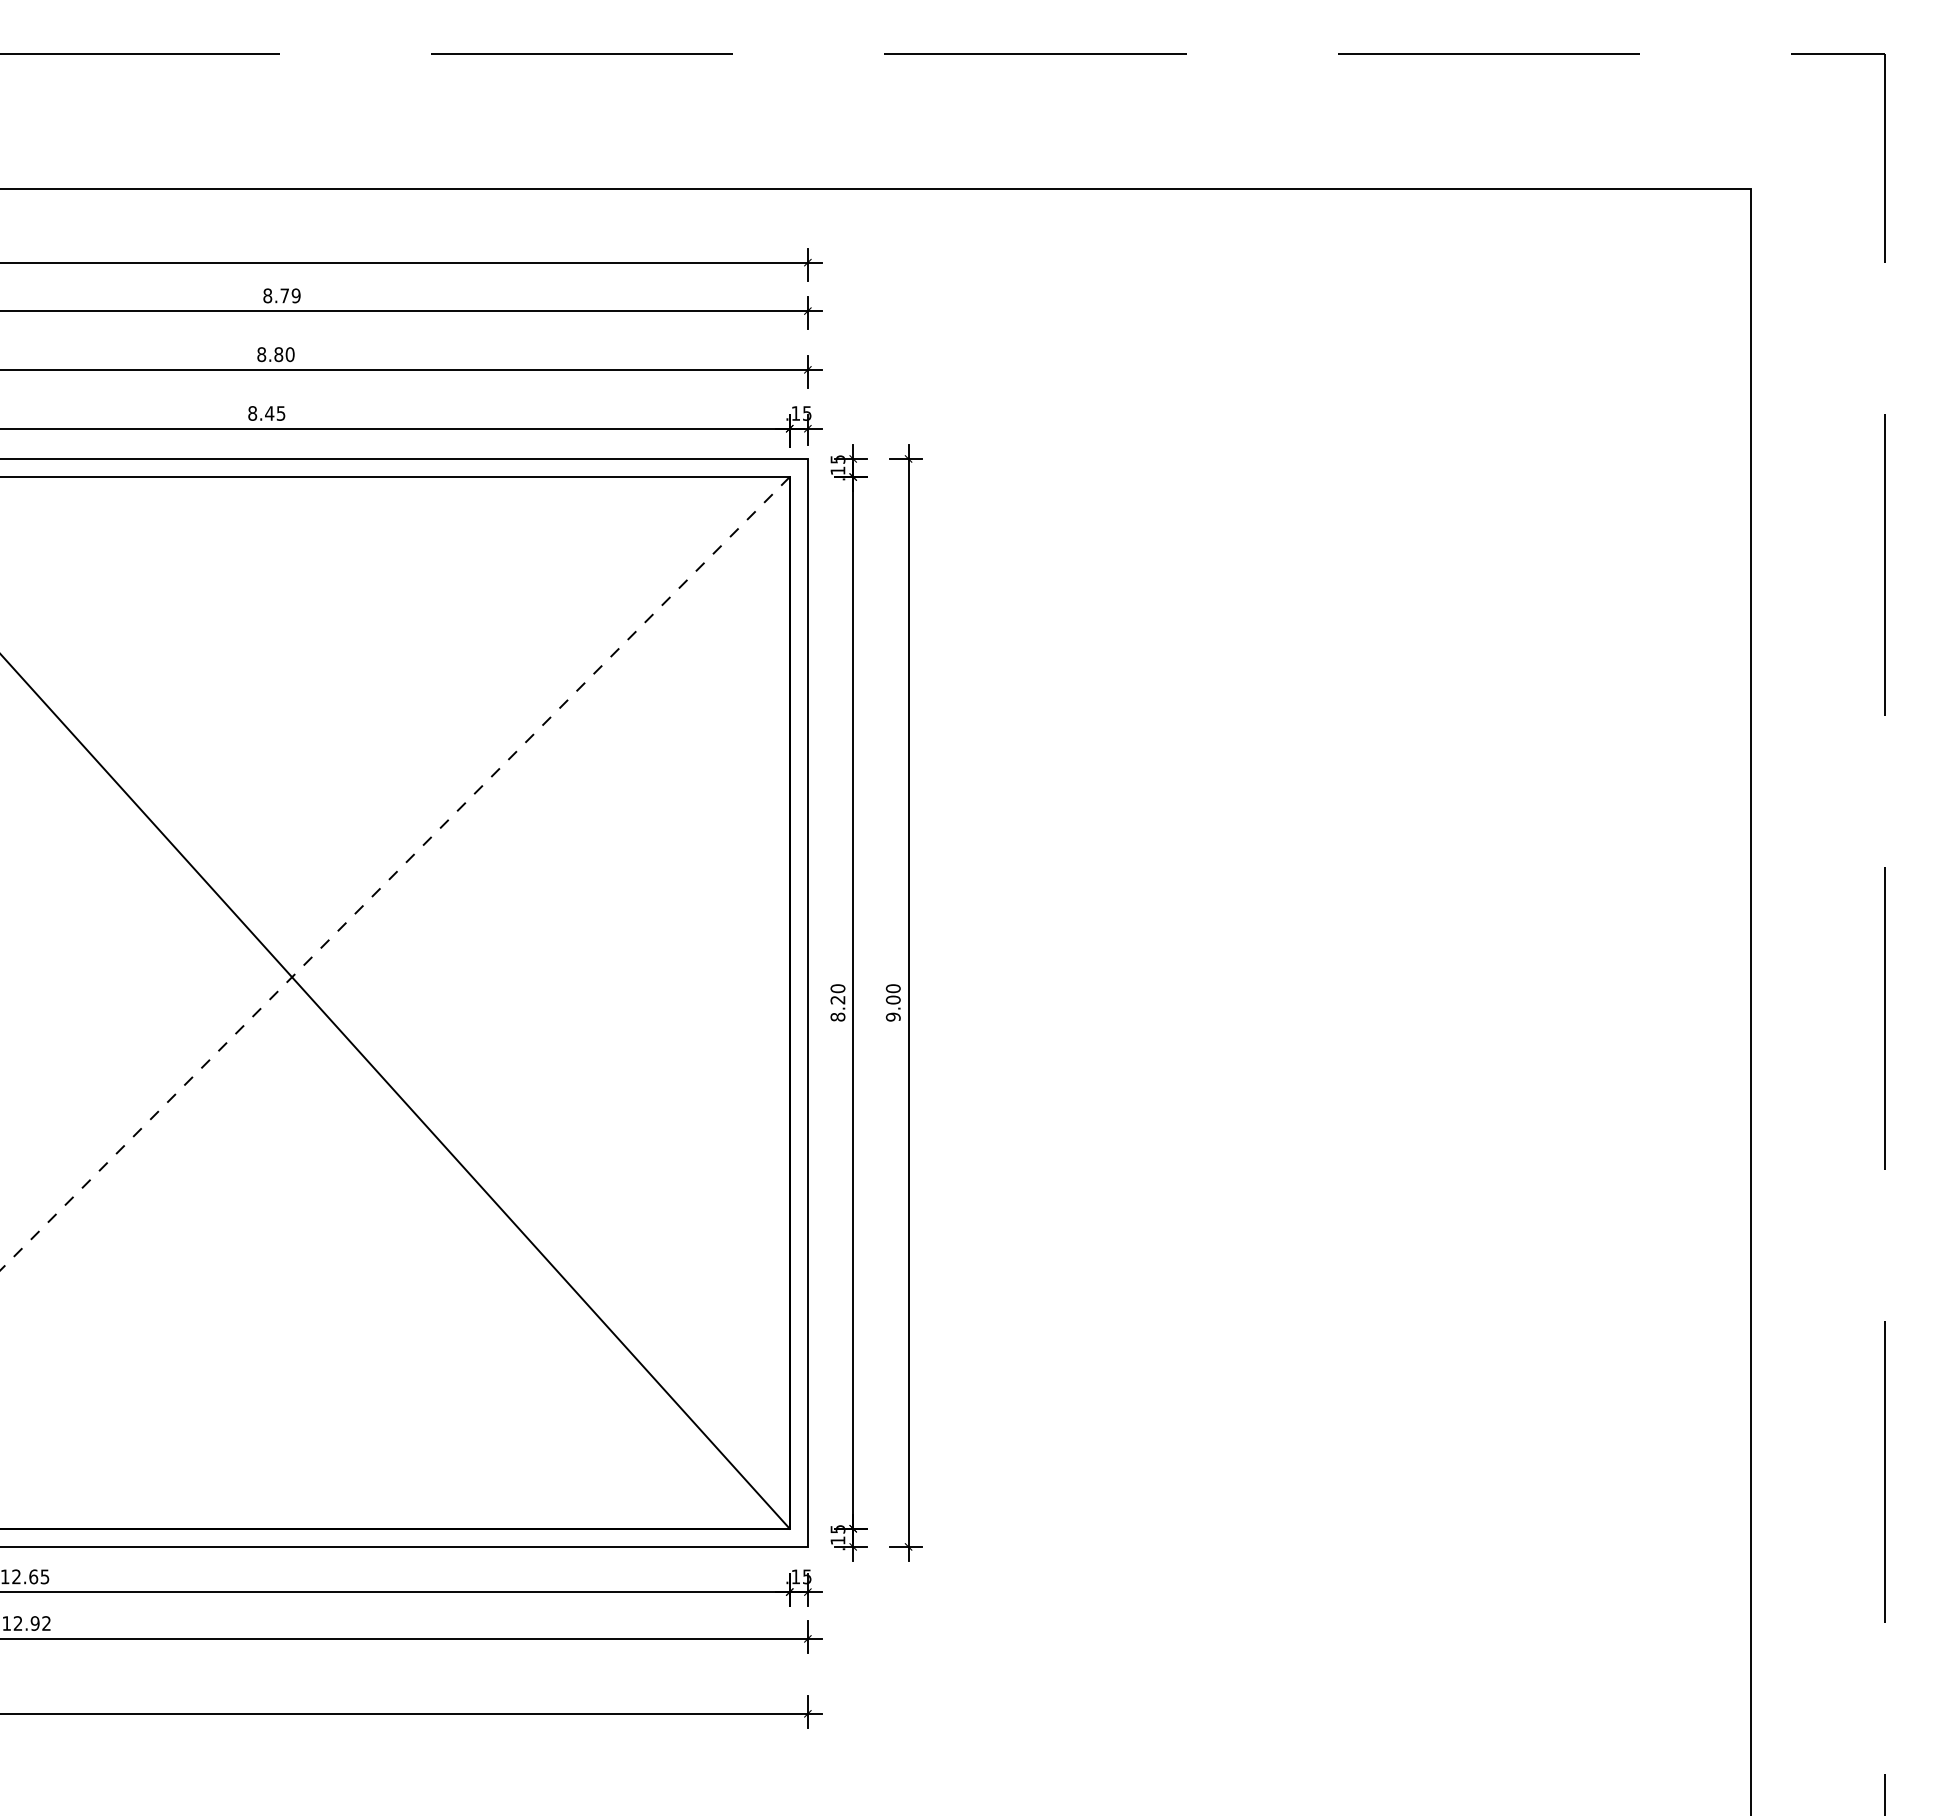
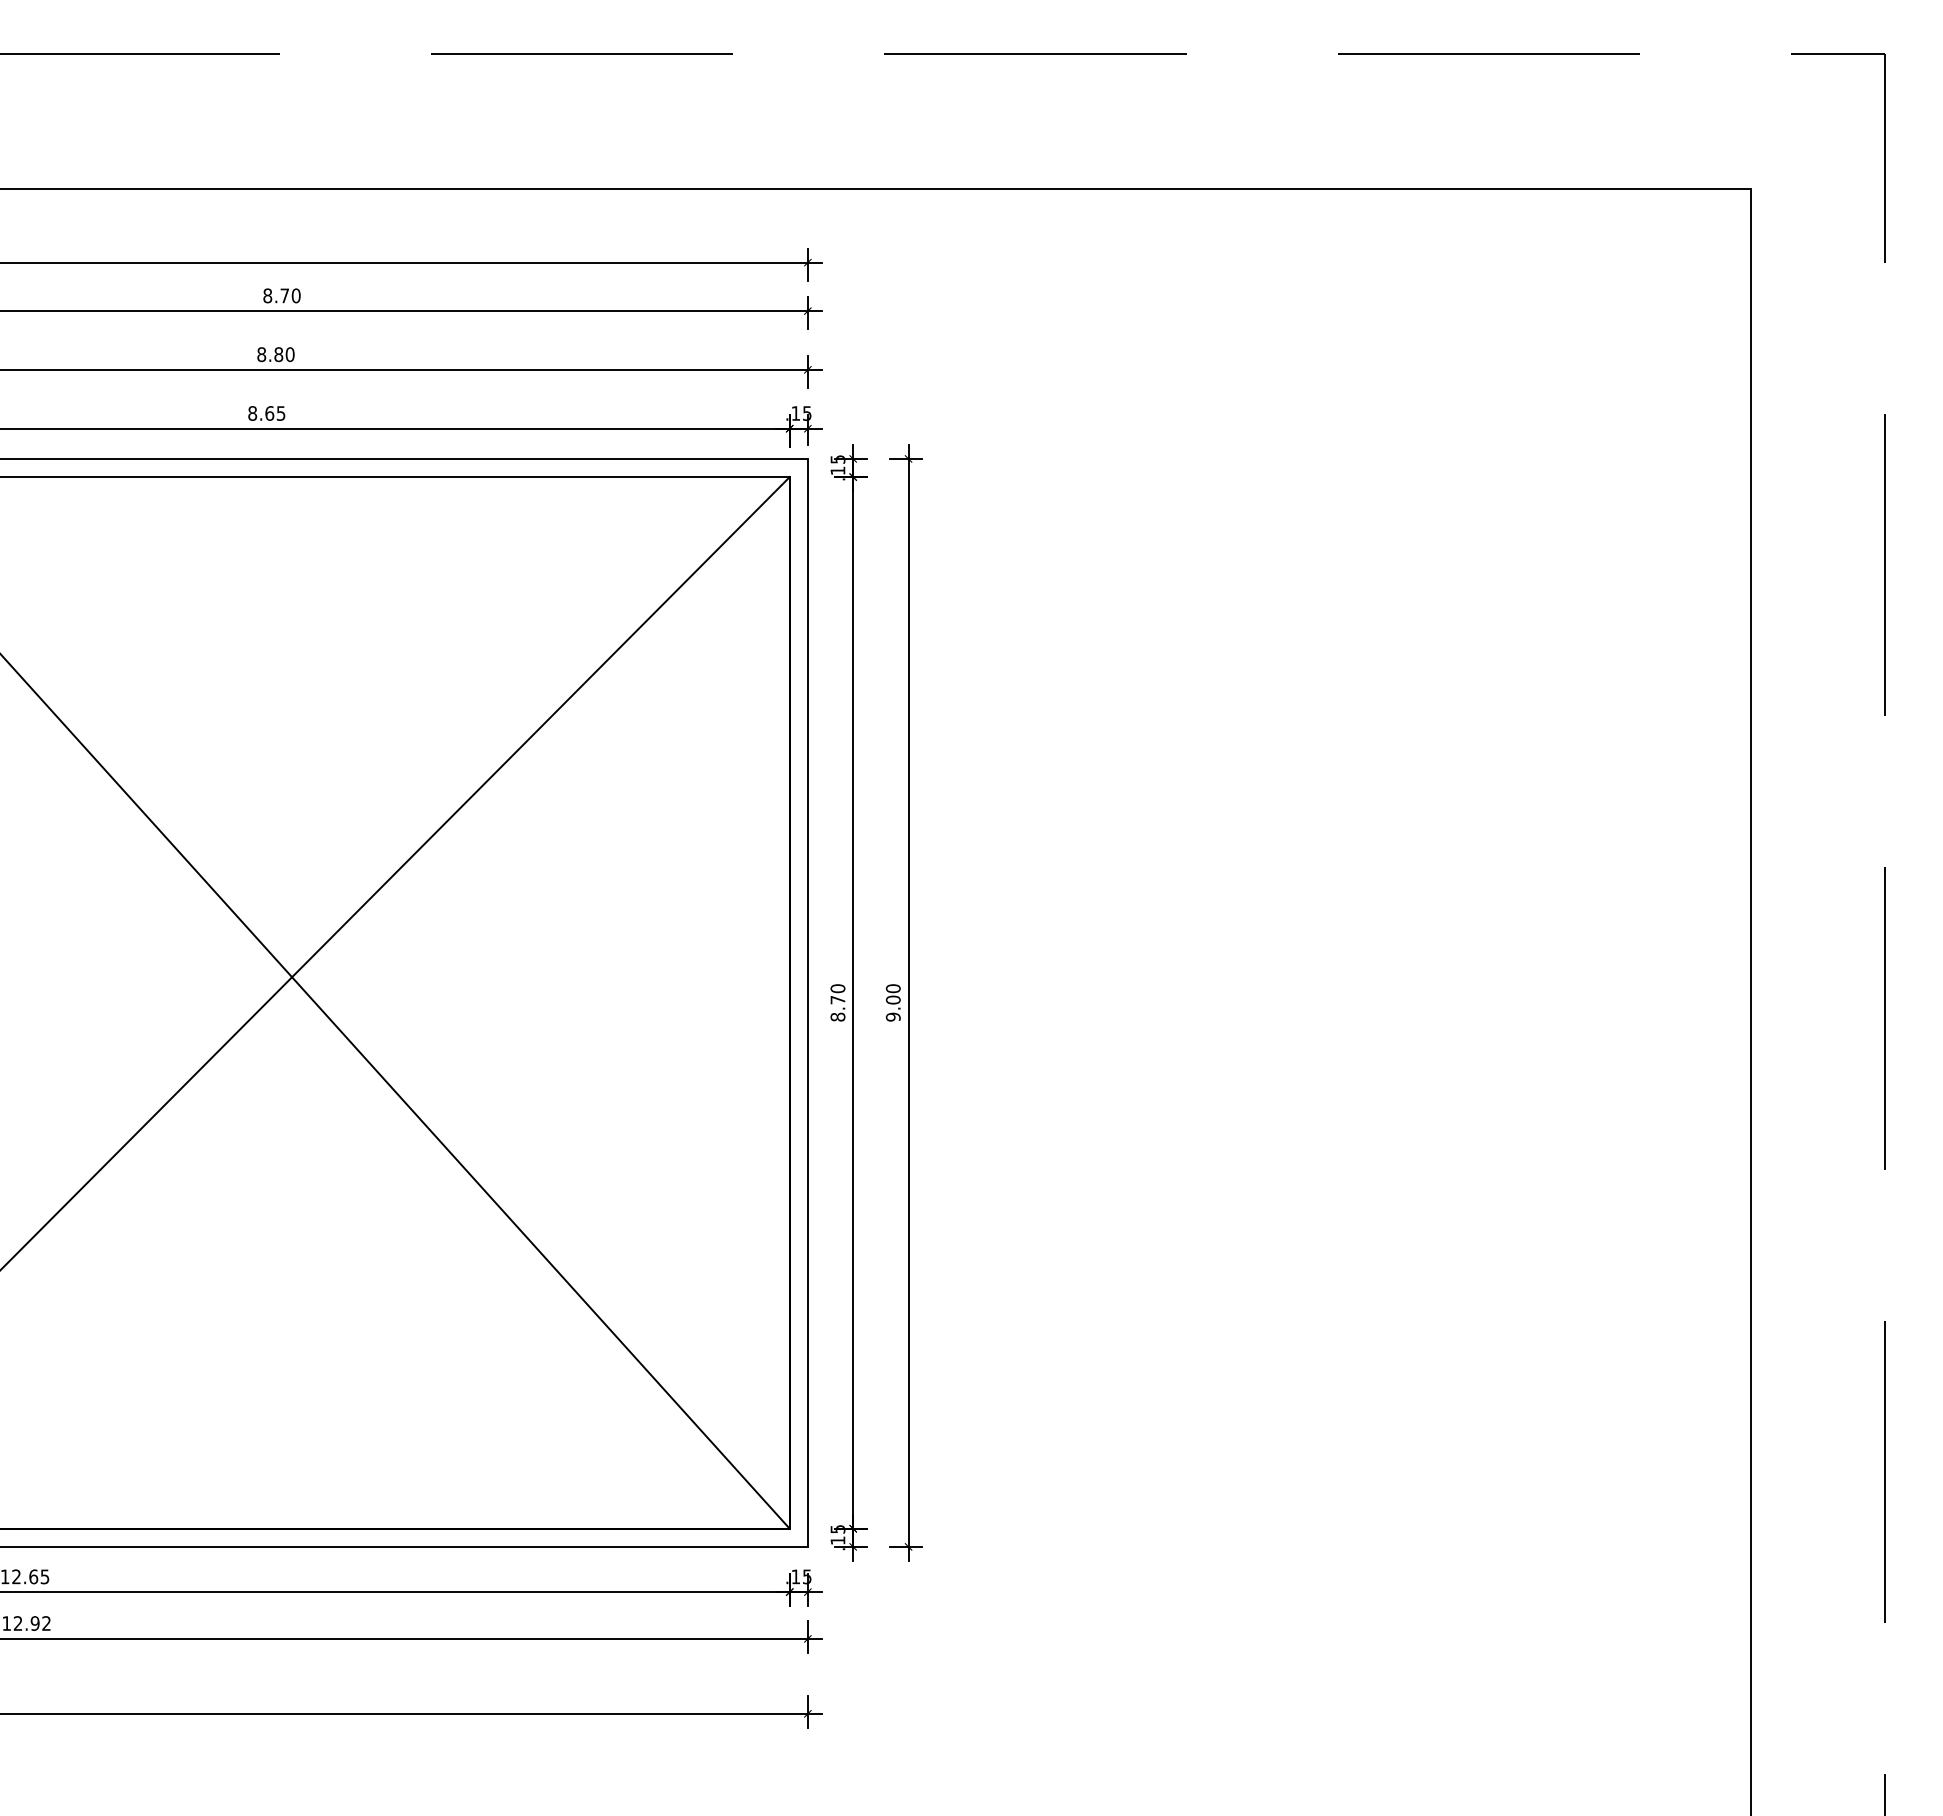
text: 8.79 -> 8.70 (295, 295)
text: 8.45 -> 8.65 (269, 413)
line: dashed -> solid (394, 873)
text: 8.20 -> 8.70 (837, 1000)
